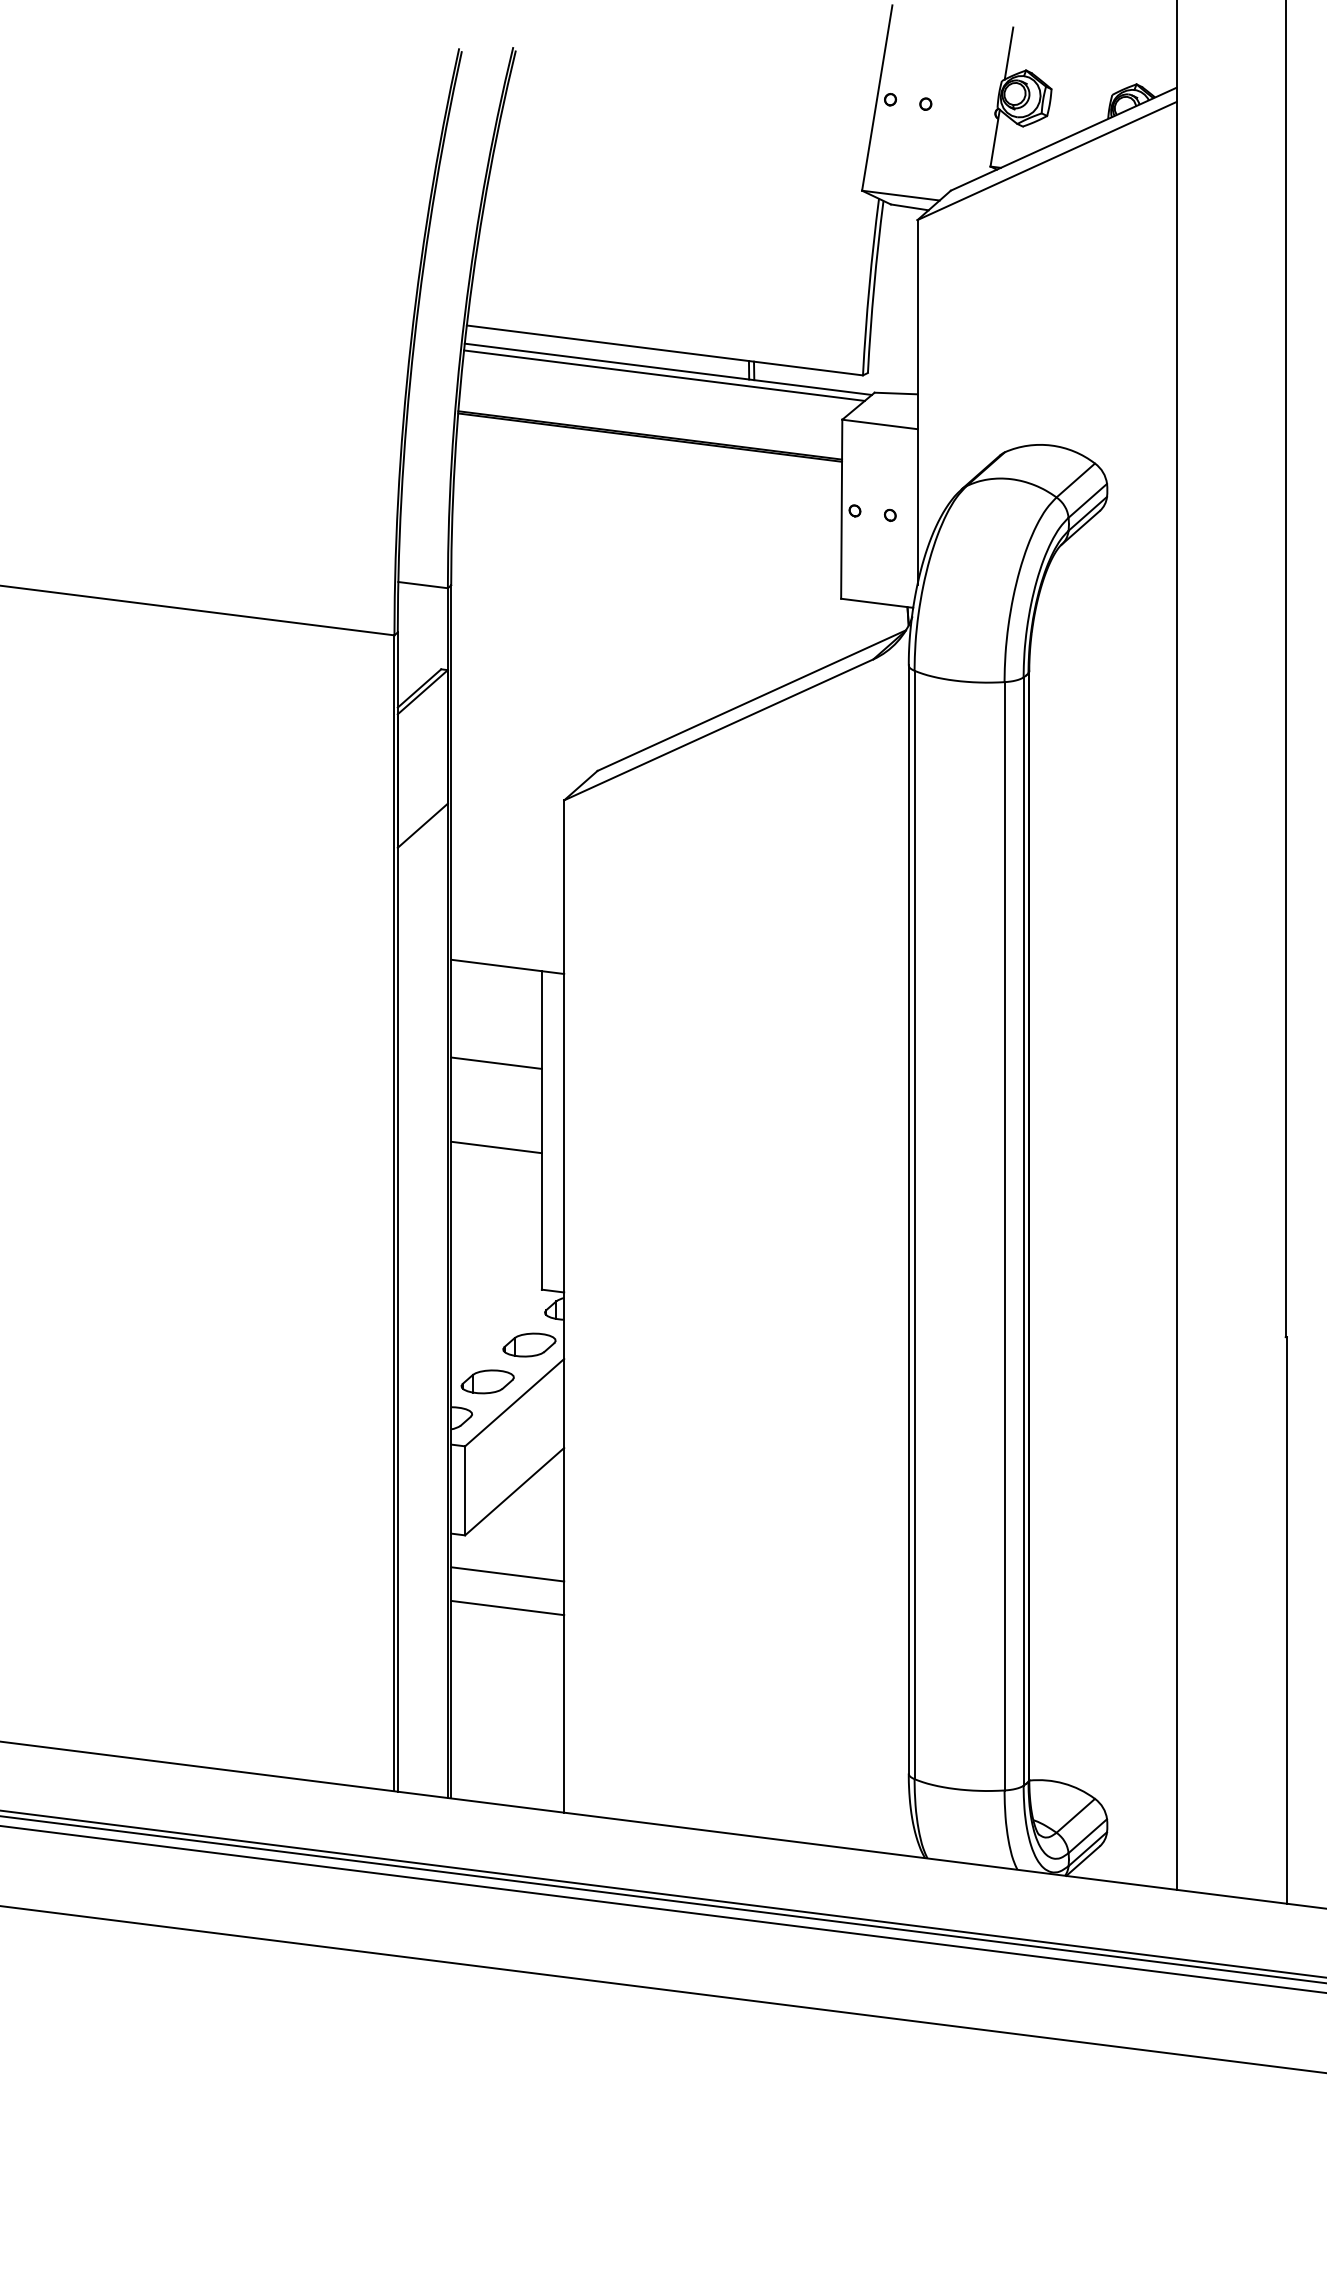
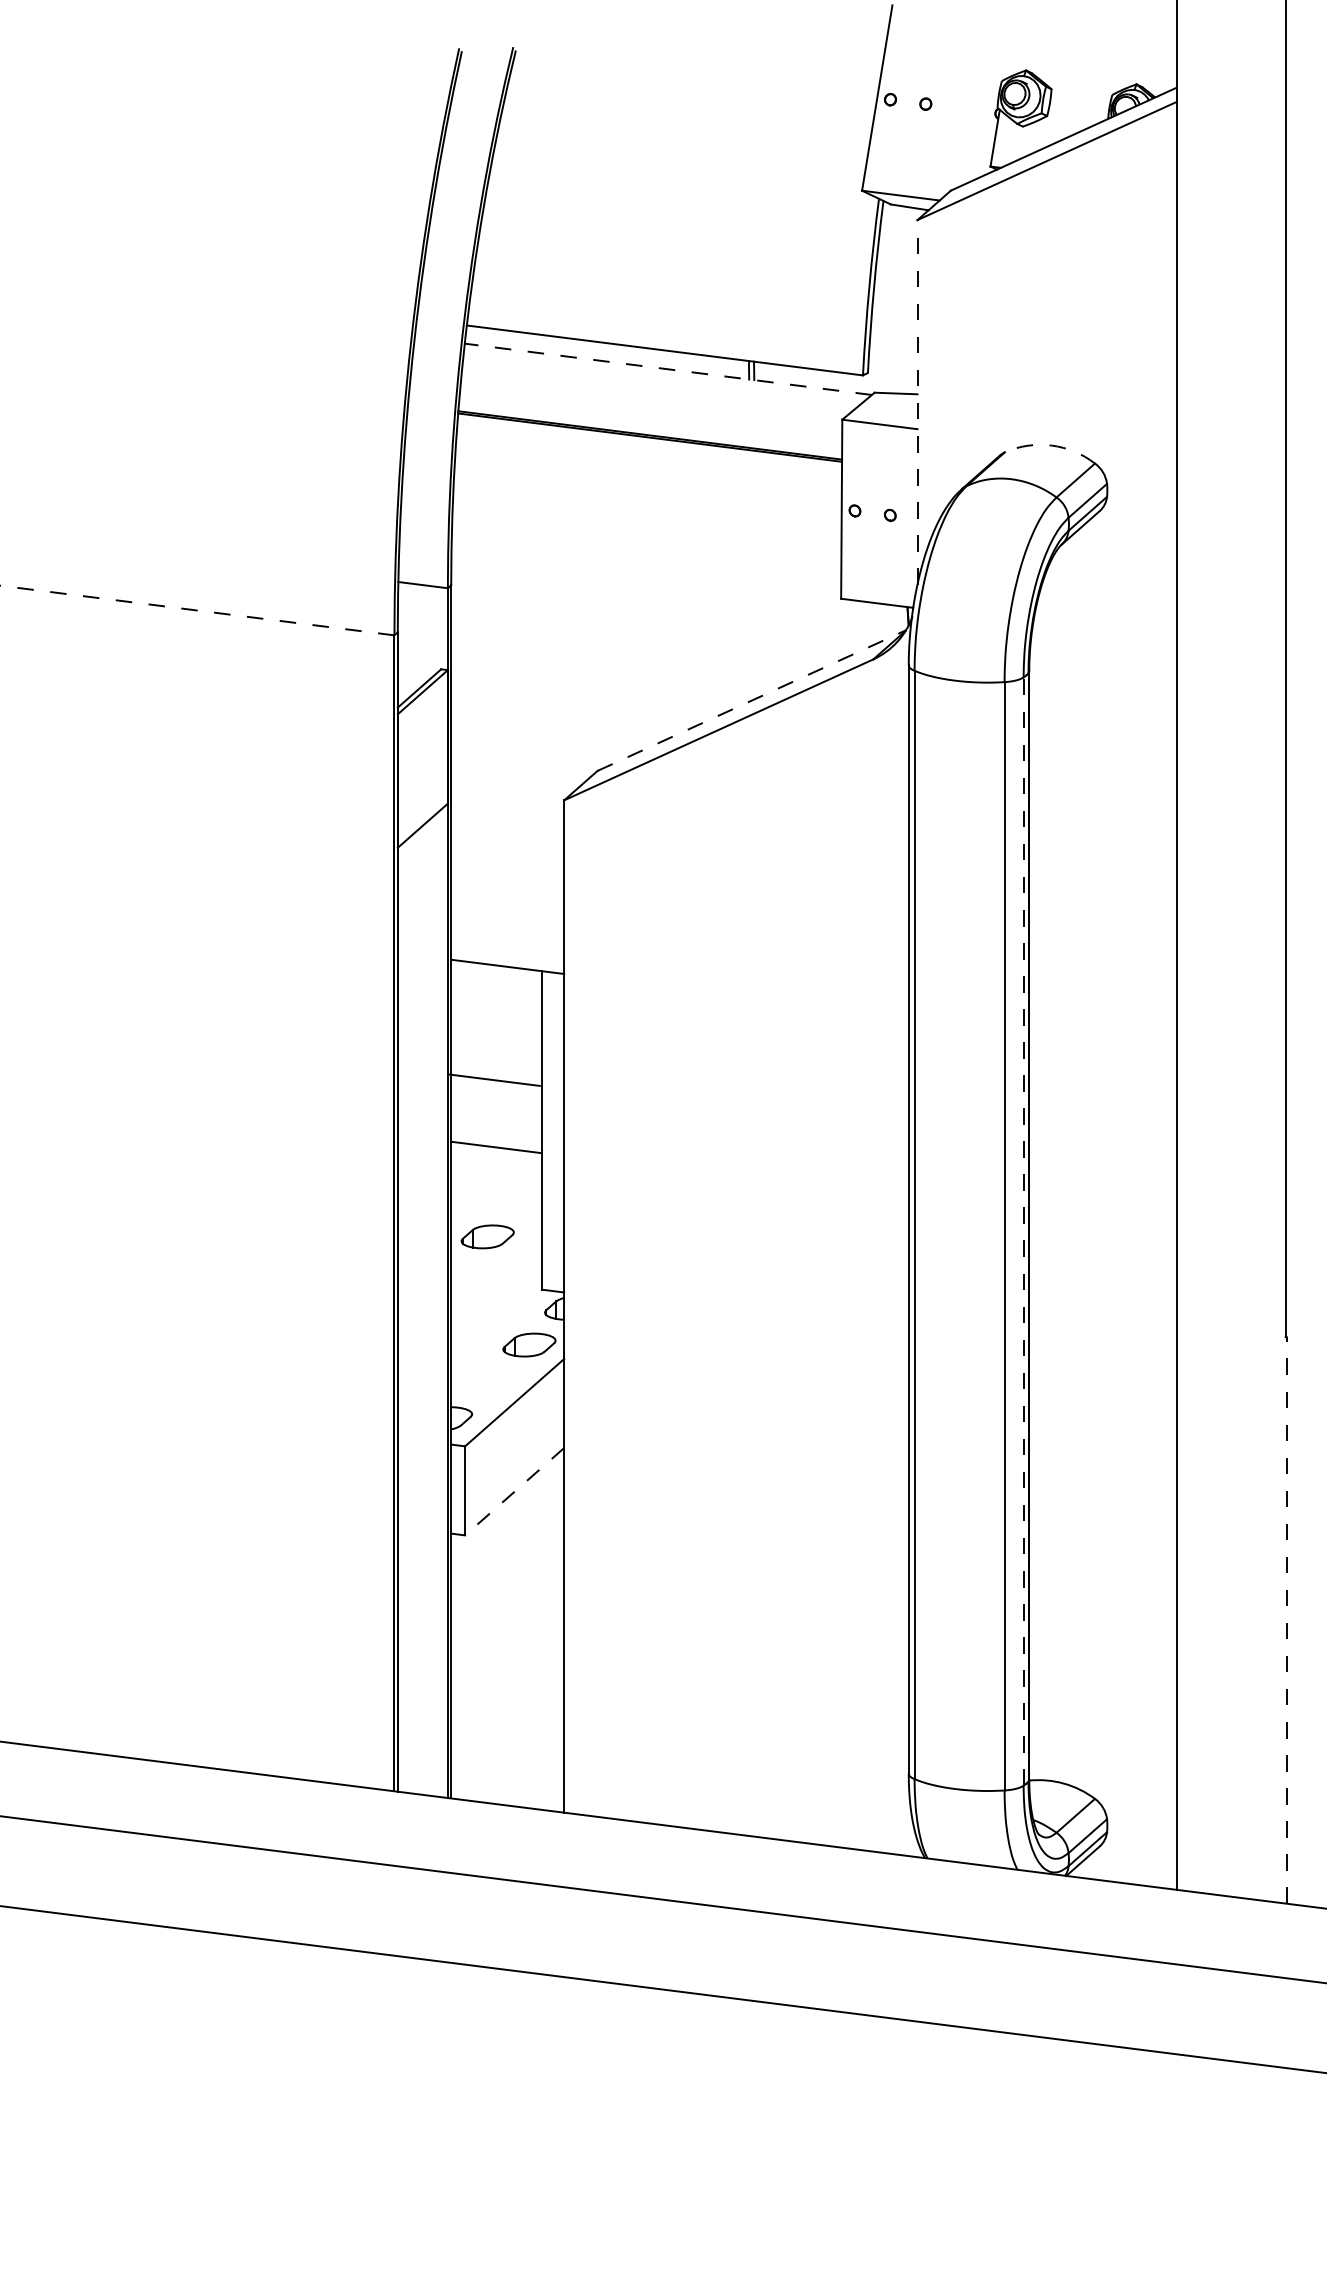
line: present -> none (1008, 53)
line: solid -> dashed (667, 369)
line: present -> none (664, 375)
line: solid -> dashed (917, 401)
arc: solid -> dashed (1051, 445)
line: solid -> dashed (197, 610)
line: solid -> dashed (751, 700)
line position: (496, 1062) -> (494, 1079) (494, 1079)
line: solid -> dashed (1023, 1231)
part position: (487, 1381) -> (487, 1236) (487, 1236)
line: solid -> dashed (514, 1492)
line: present -> none (507, 1574)
line: present -> none (507, 1607)
line: solid -> dashed (1287, 1620)
line: present -> none (662, 1893)
line: present -> none (662, 1909)
